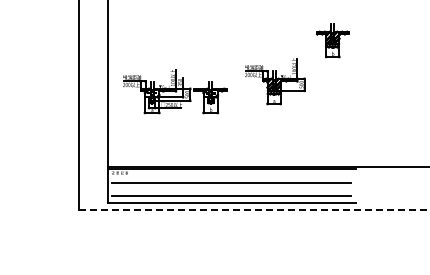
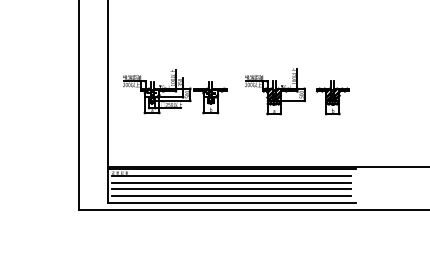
part position: (332, 40) -> (332, 97) (332, 97)
part position: (275, 81) -> (275, 91) (275, 91)
line: none -> present (230, 175)
line: none -> present (230, 189)
line: dashed -> solid (254, 209)
